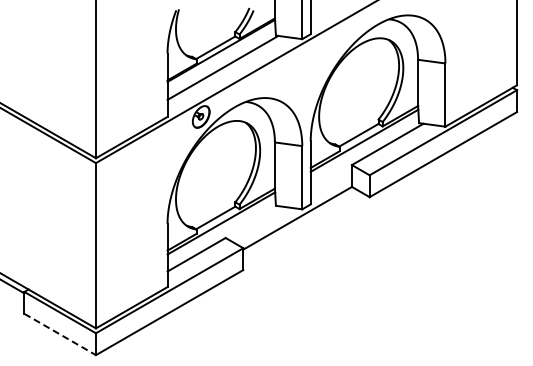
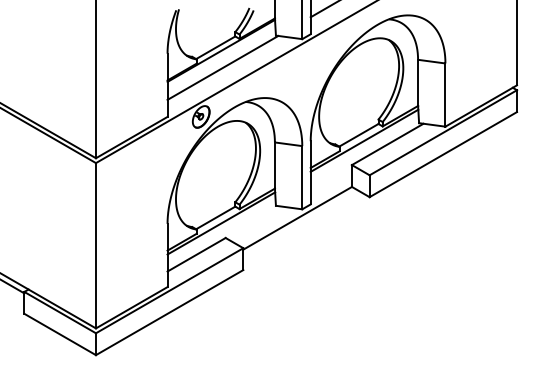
line: none -> present (323, 9)
line: dashed -> solid (60, 334)
